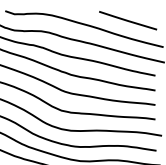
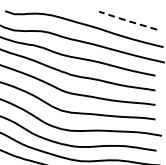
line: solid -> dashed (127, 20)
